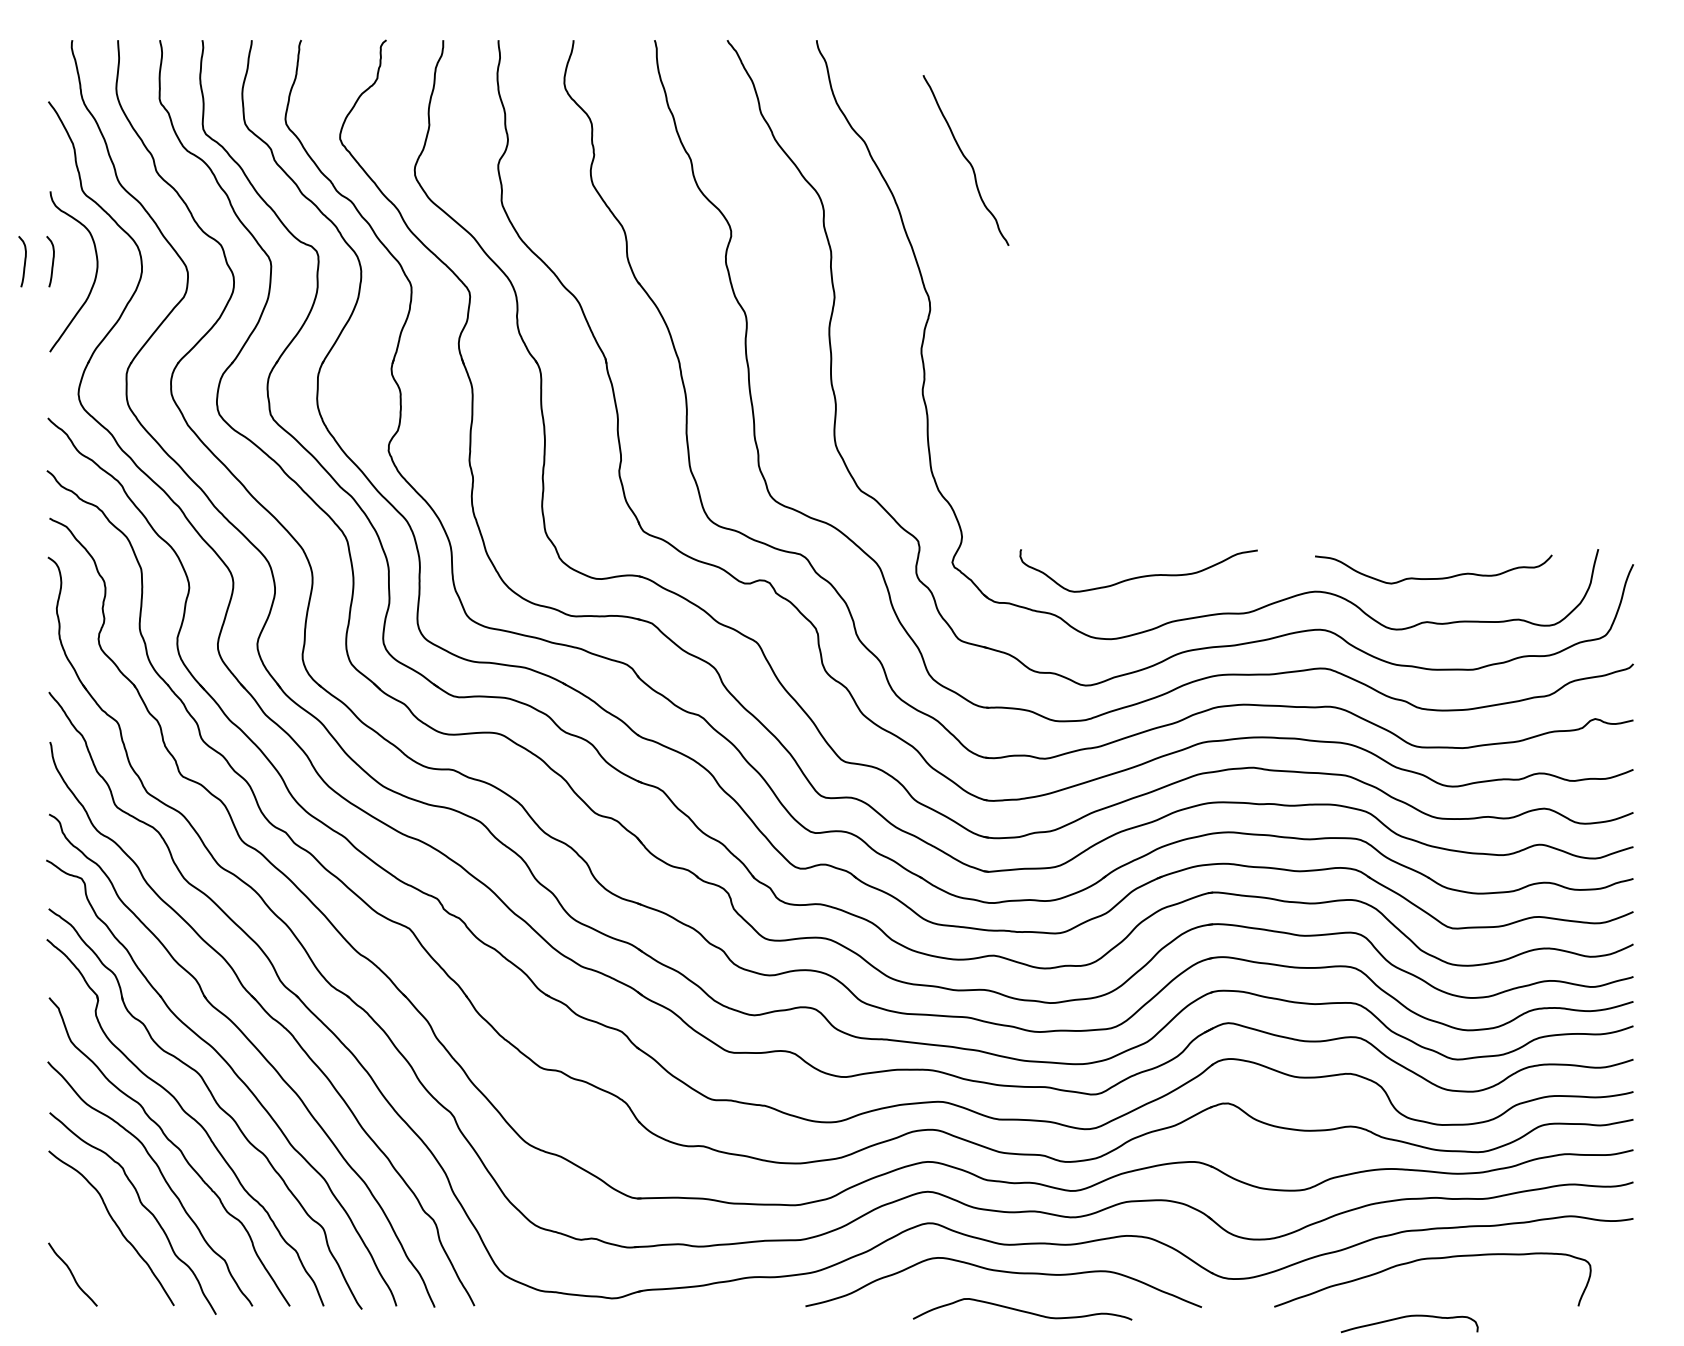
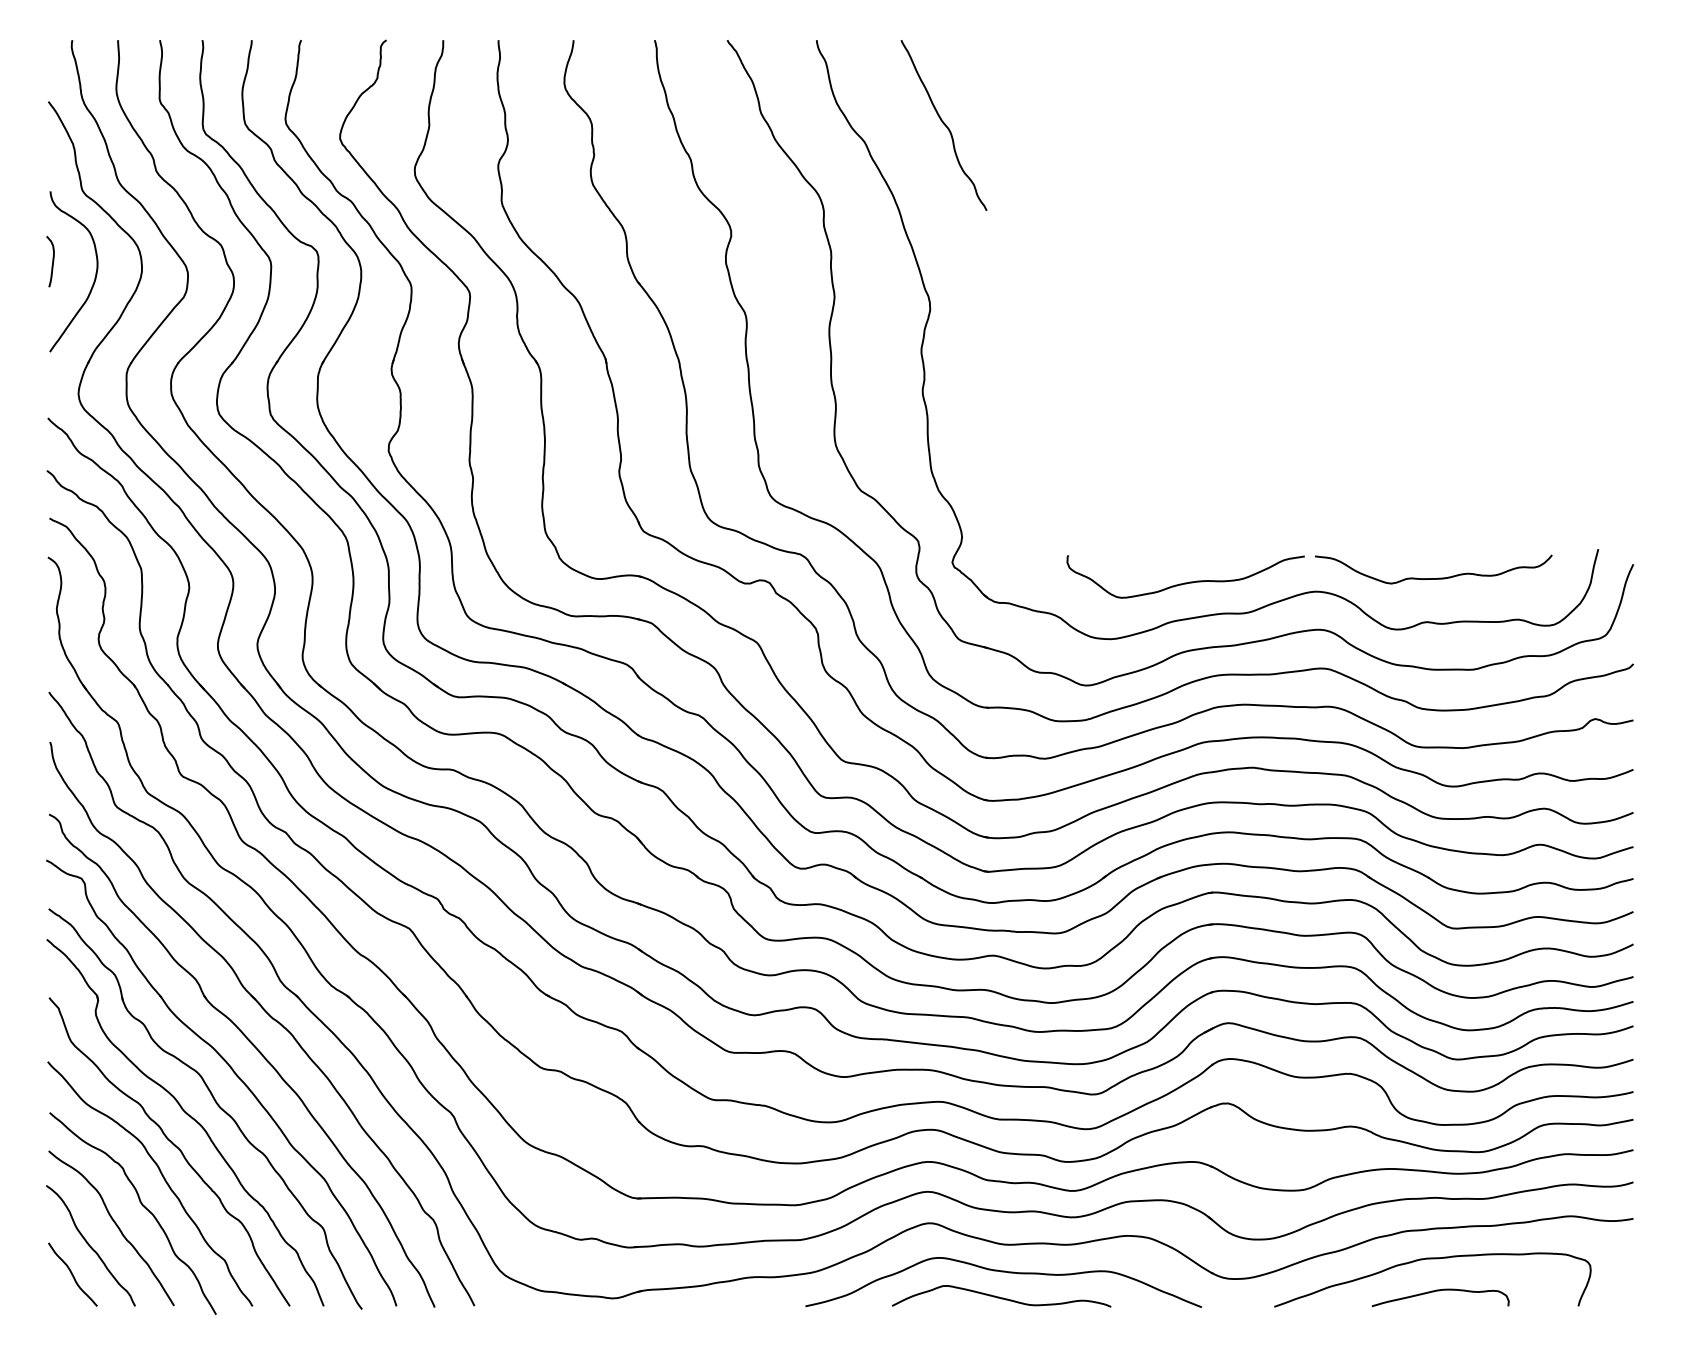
curve position: (965, 159) -> (943, 124) (943, 124)
curve: present -> none (24, 261)
curve position: (1138, 576) -> (1185, 582) (1185, 582)
curve: none -> present (90, 1245)
curve position: (1022, 1310) -> (1001, 1297) (1001, 1297)
curve position: (1408, 1317) -> (1439, 1291) (1439, 1291)
